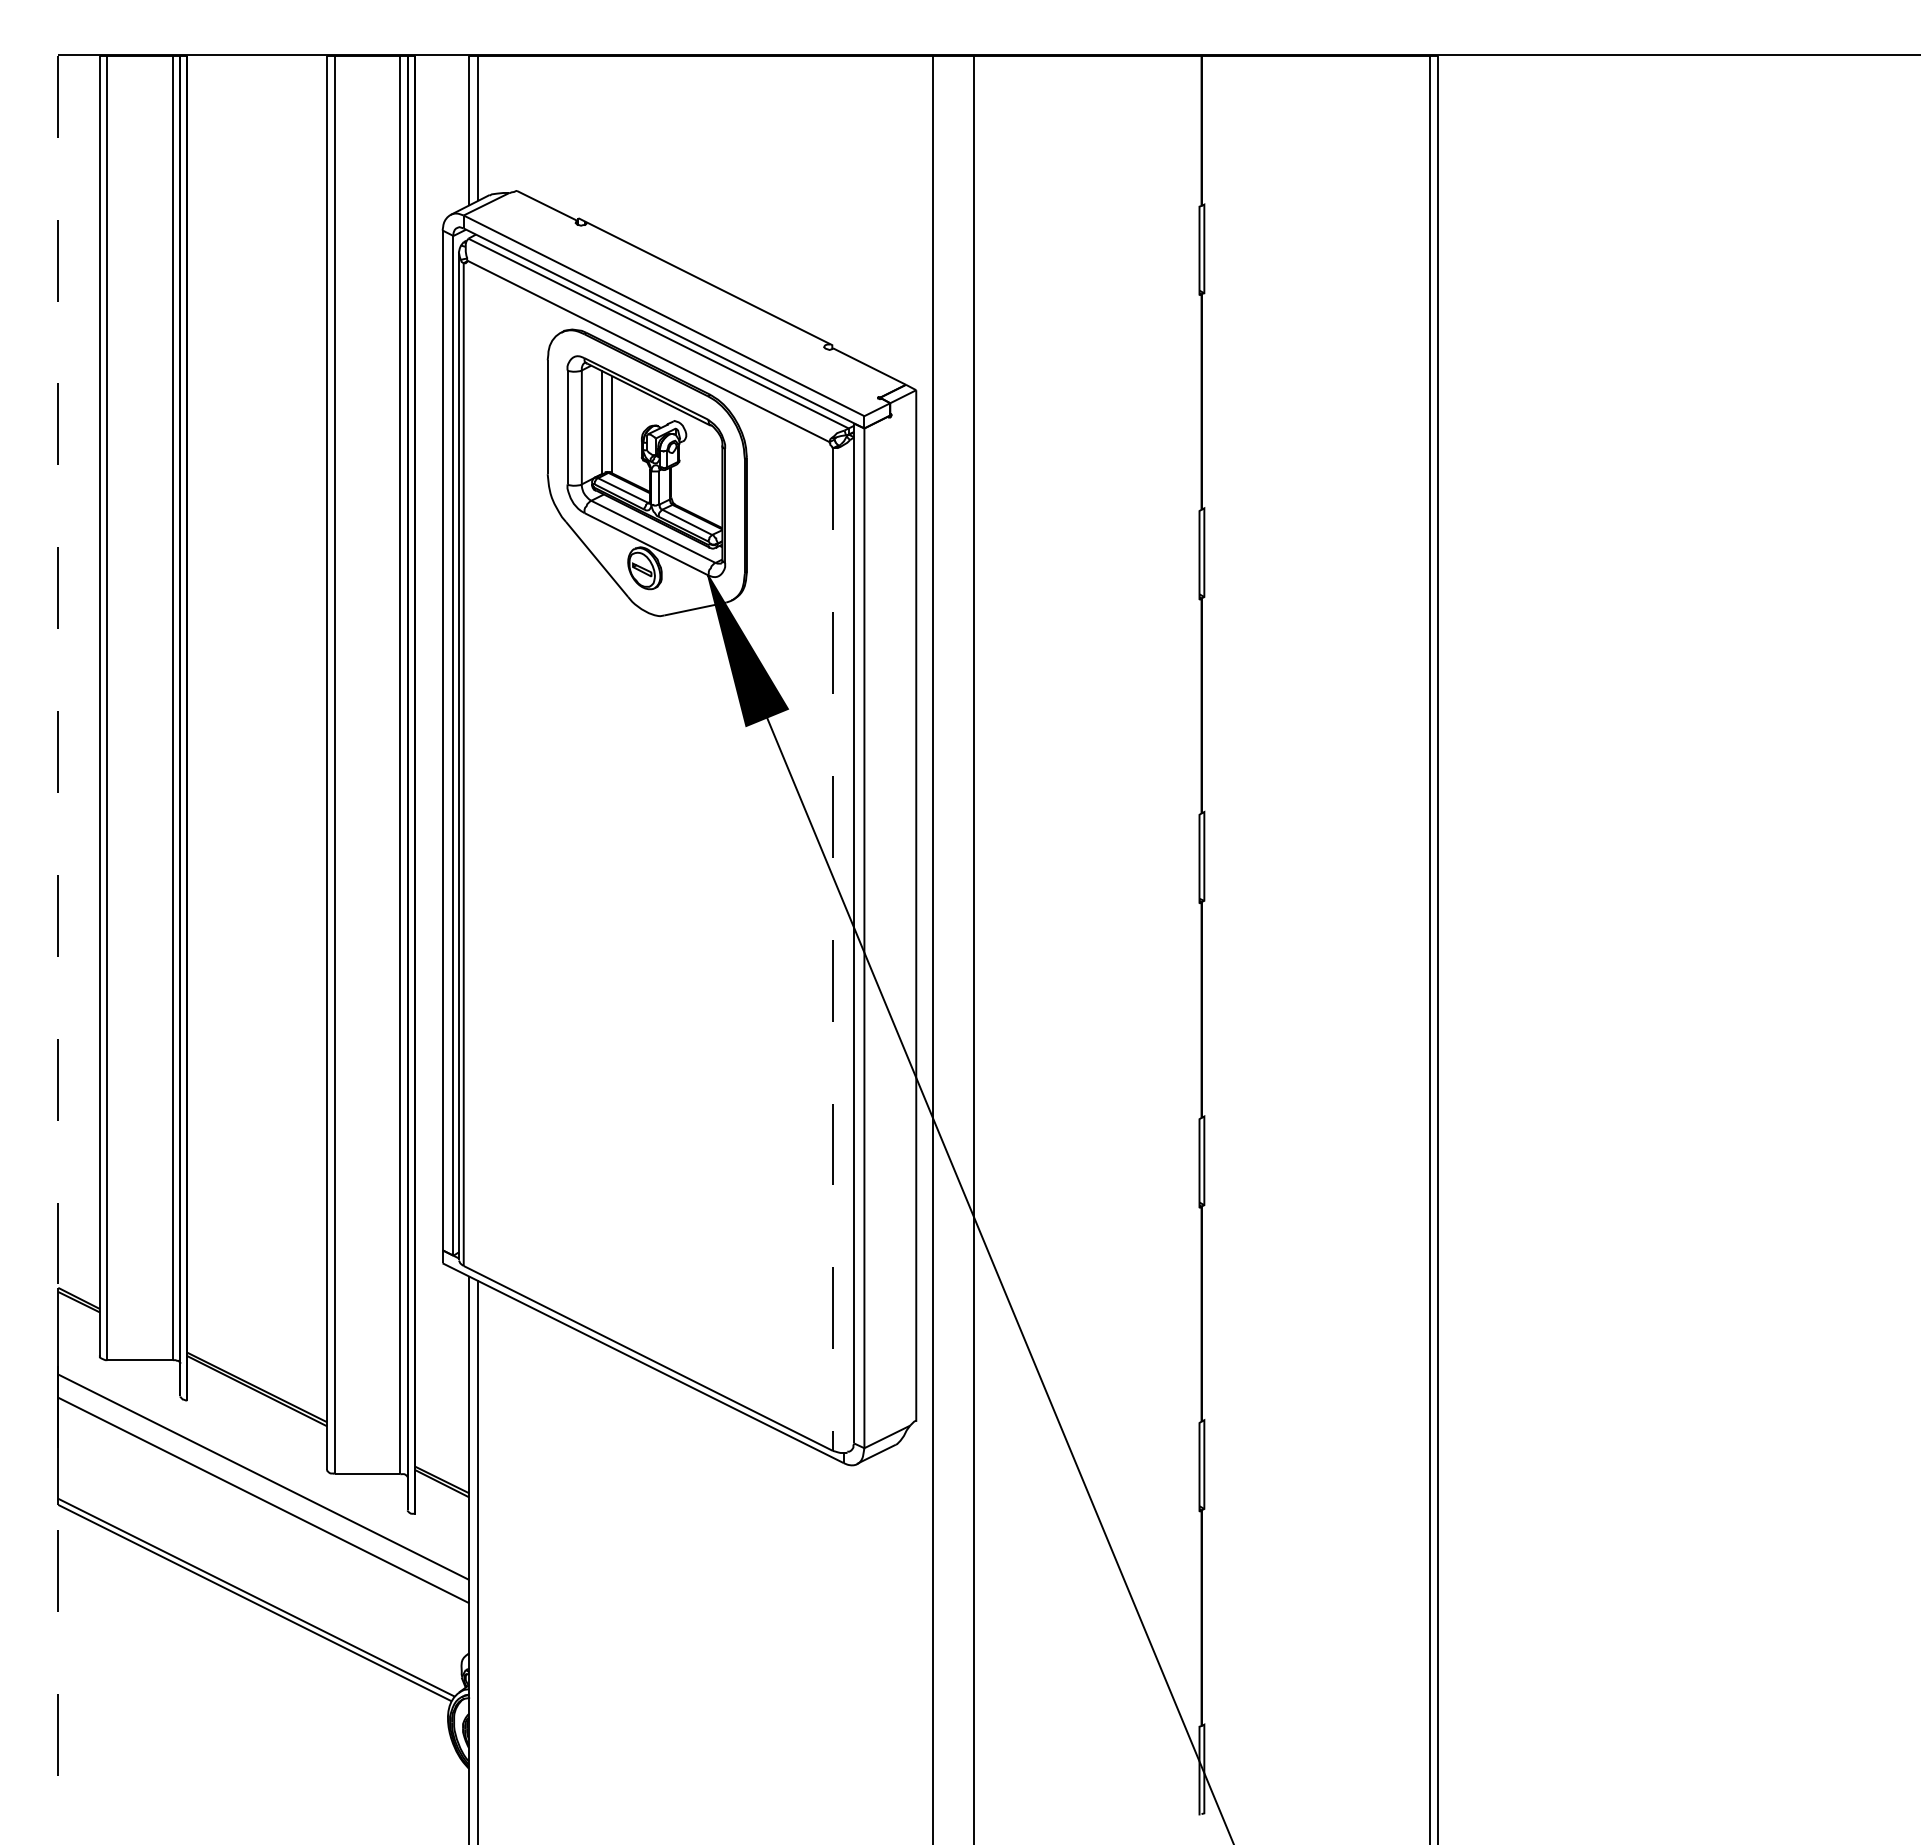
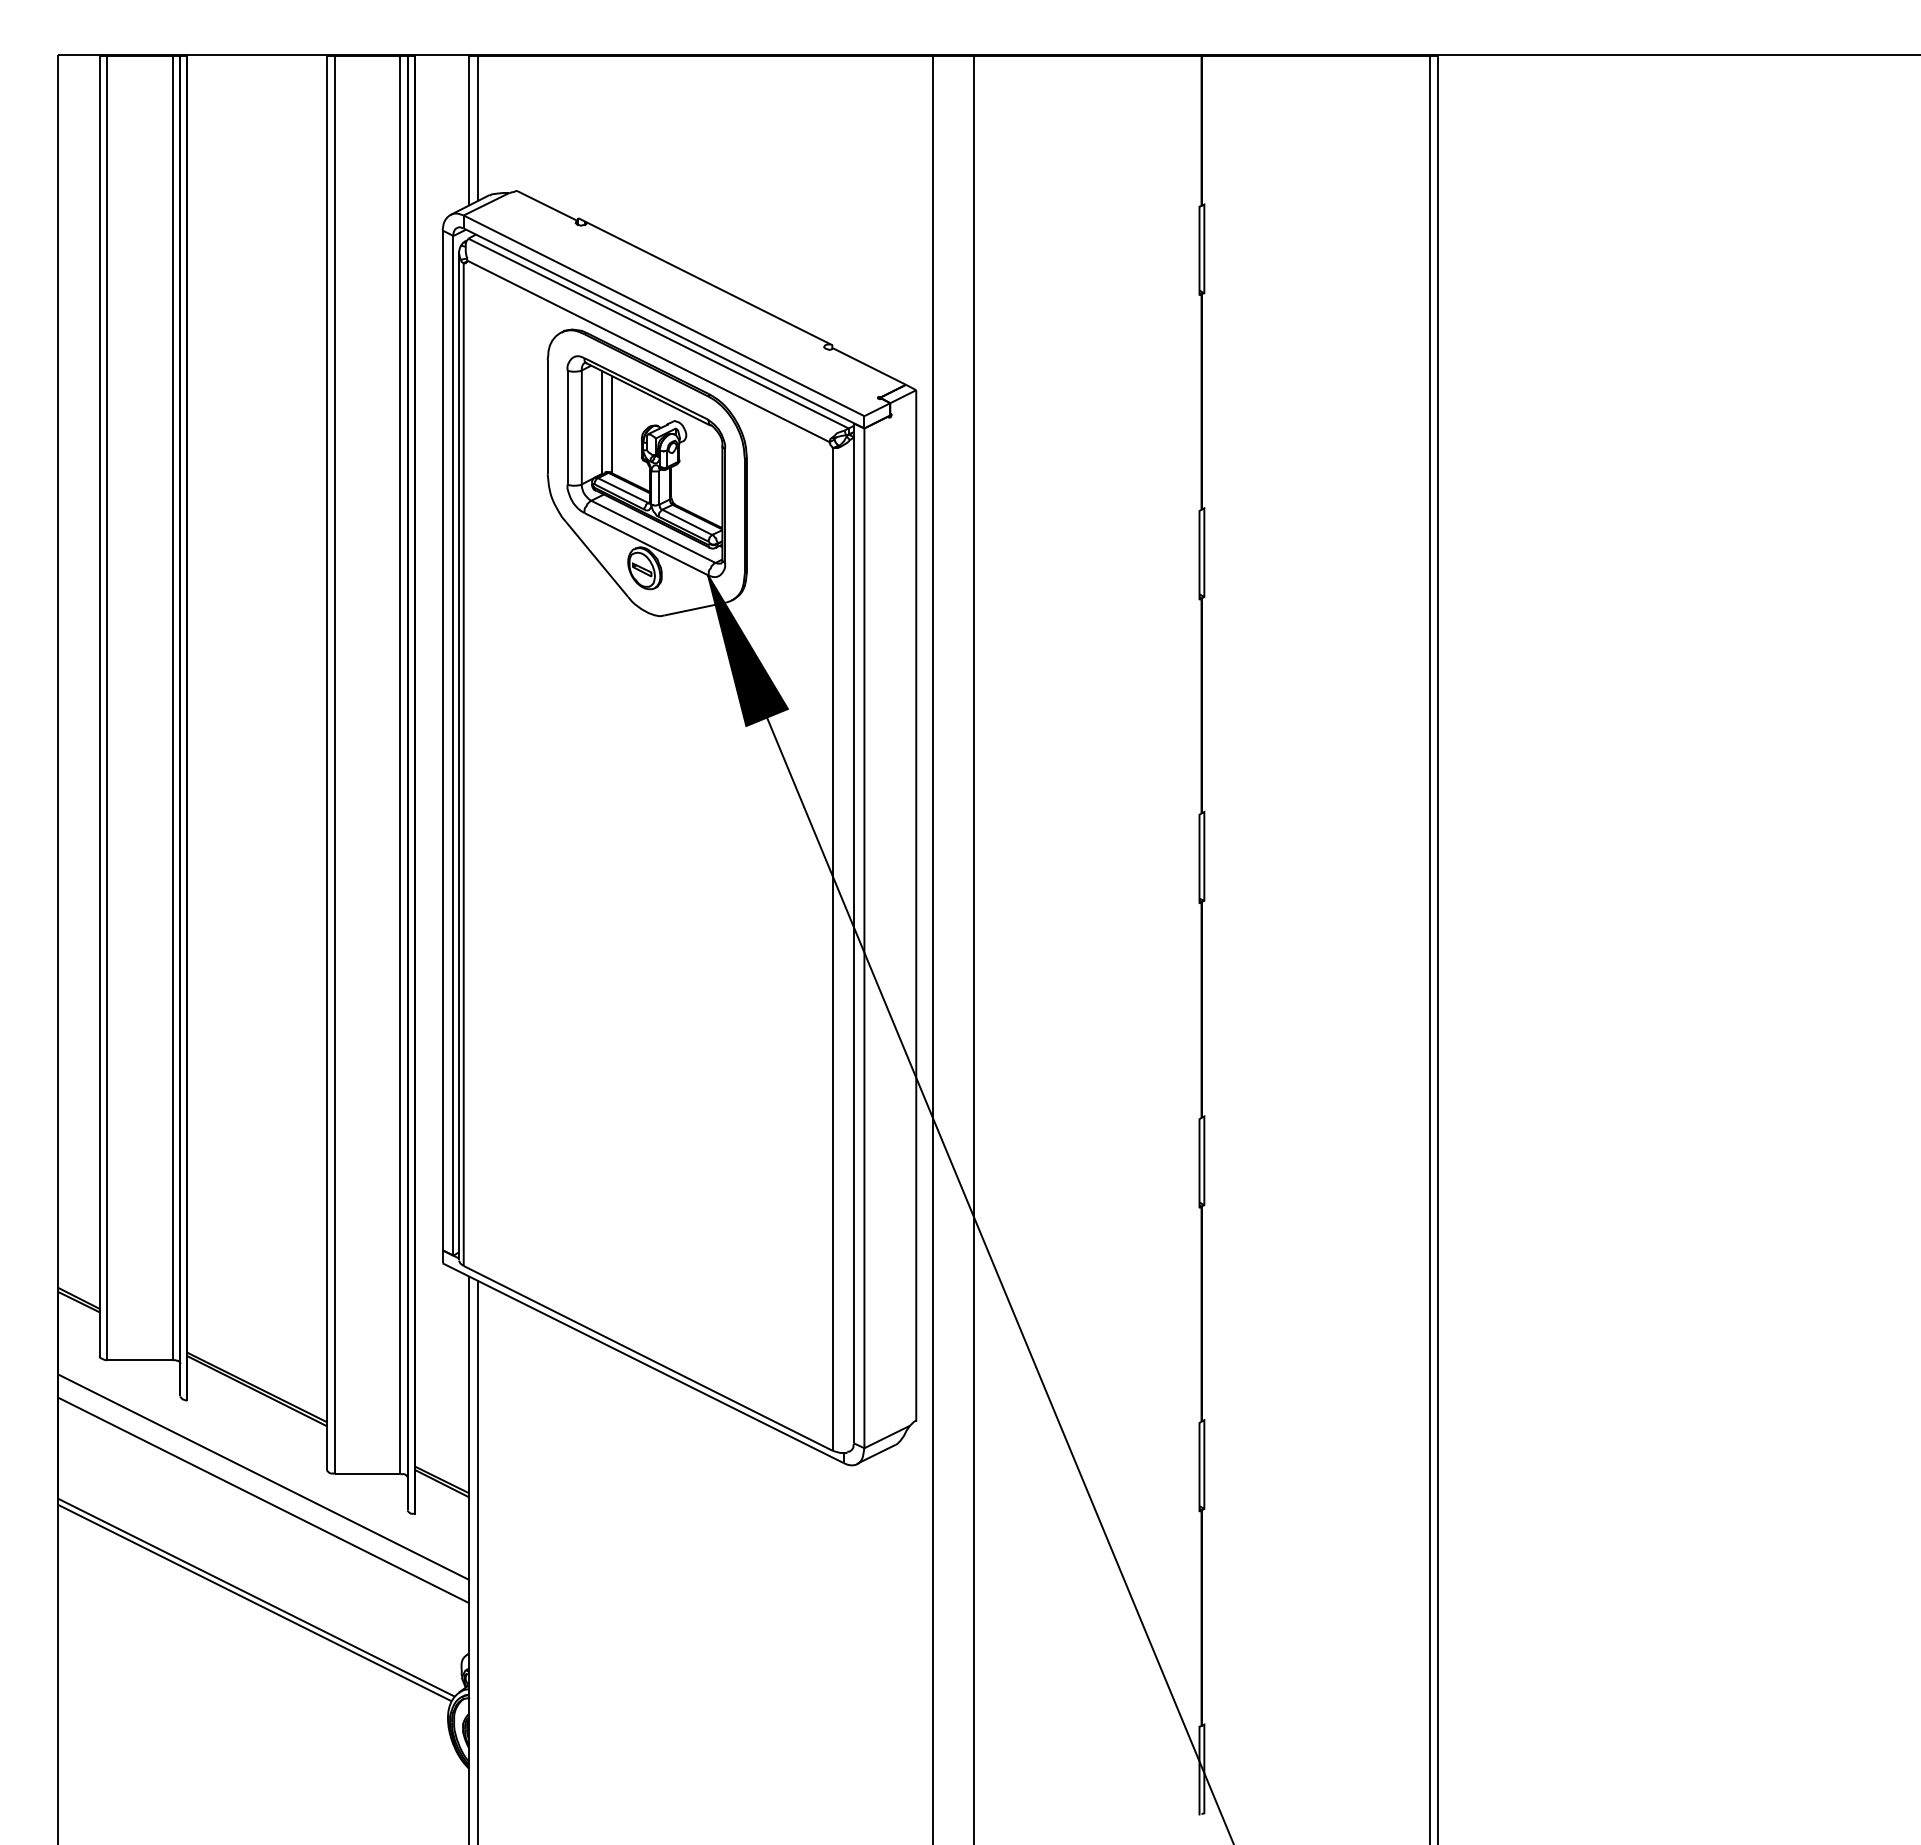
line: dashed -> solid (57, 949)
line: dashed -> solid (832, 950)
